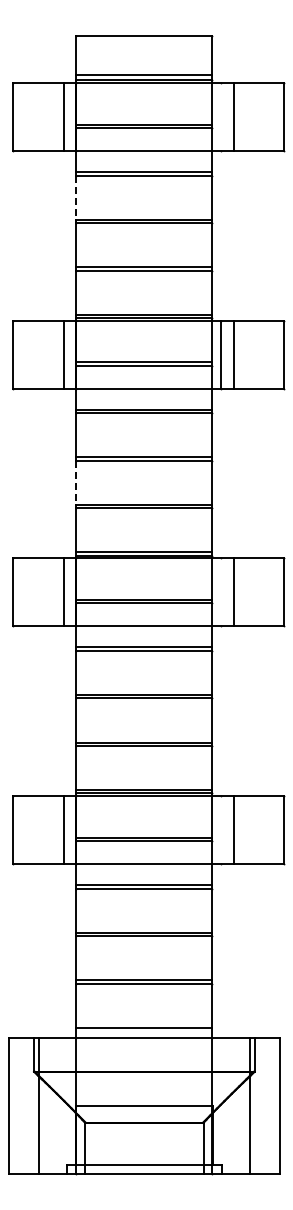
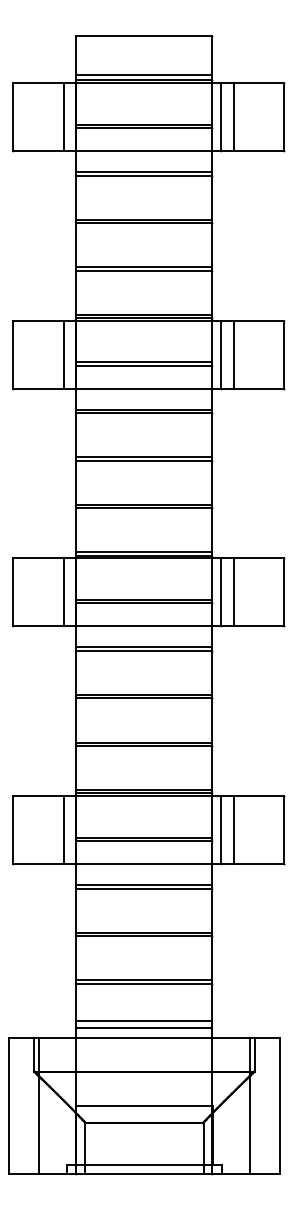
line: none -> present (220, 116)
line: dashed -> solid (76, 198)
line: dashed -> solid (76, 483)
line: none -> present (220, 592)
line: none -> present (220, 829)
line: none -> present (144, 1020)
